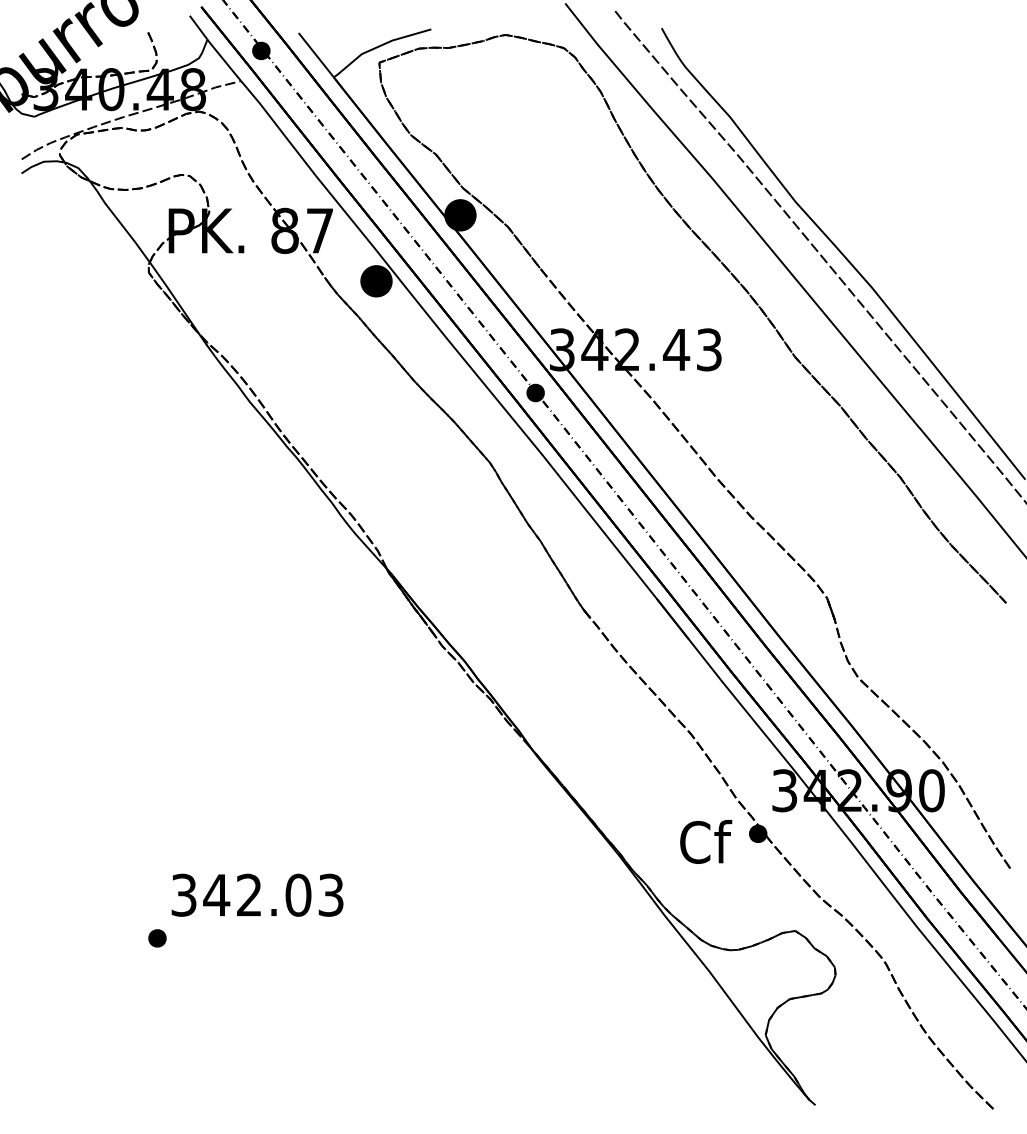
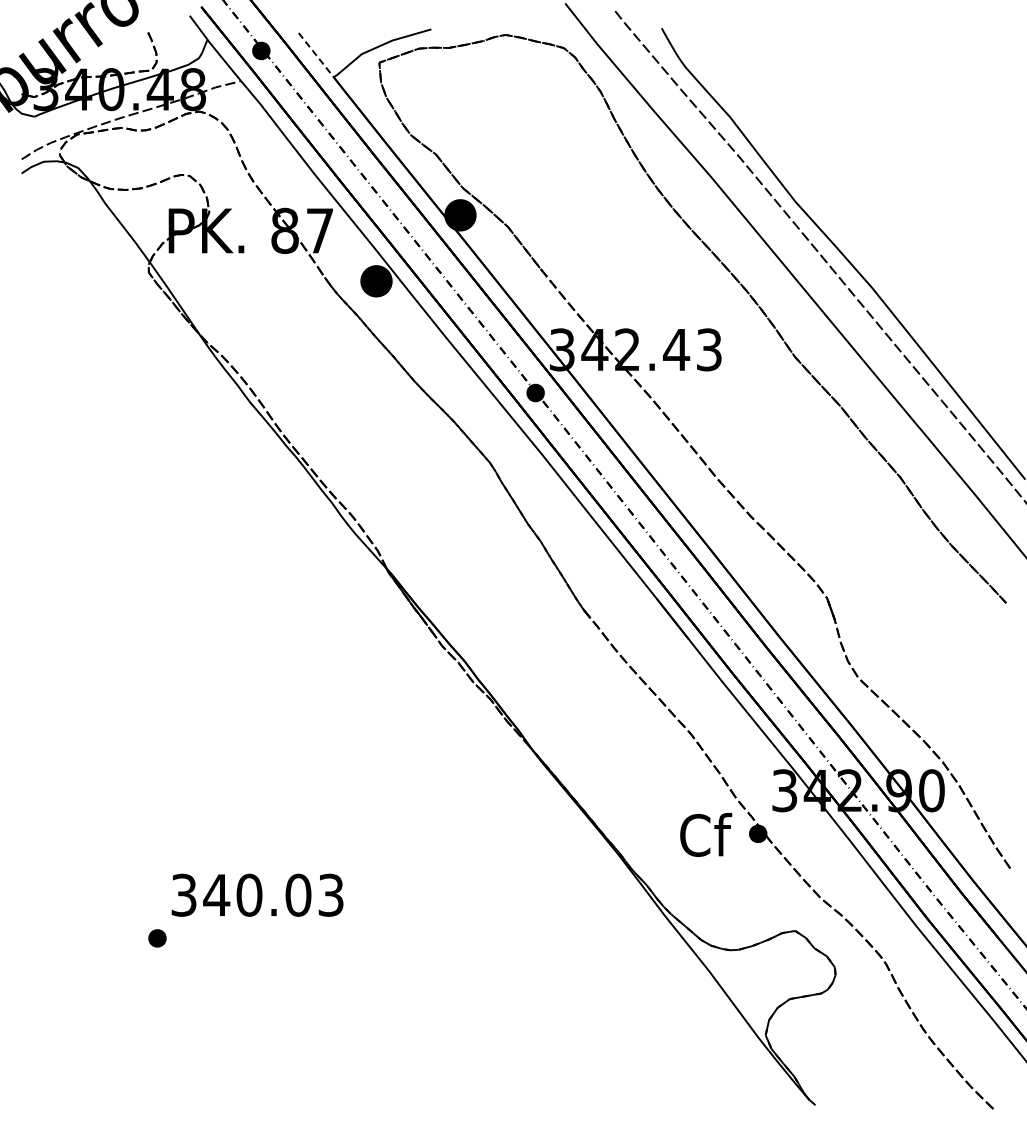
line: solid -> dashed (316, 55)
text position: (706, 841) -> (706, 834) (706, 834)
text: 342.03 -> 340.03 (249, 894)
